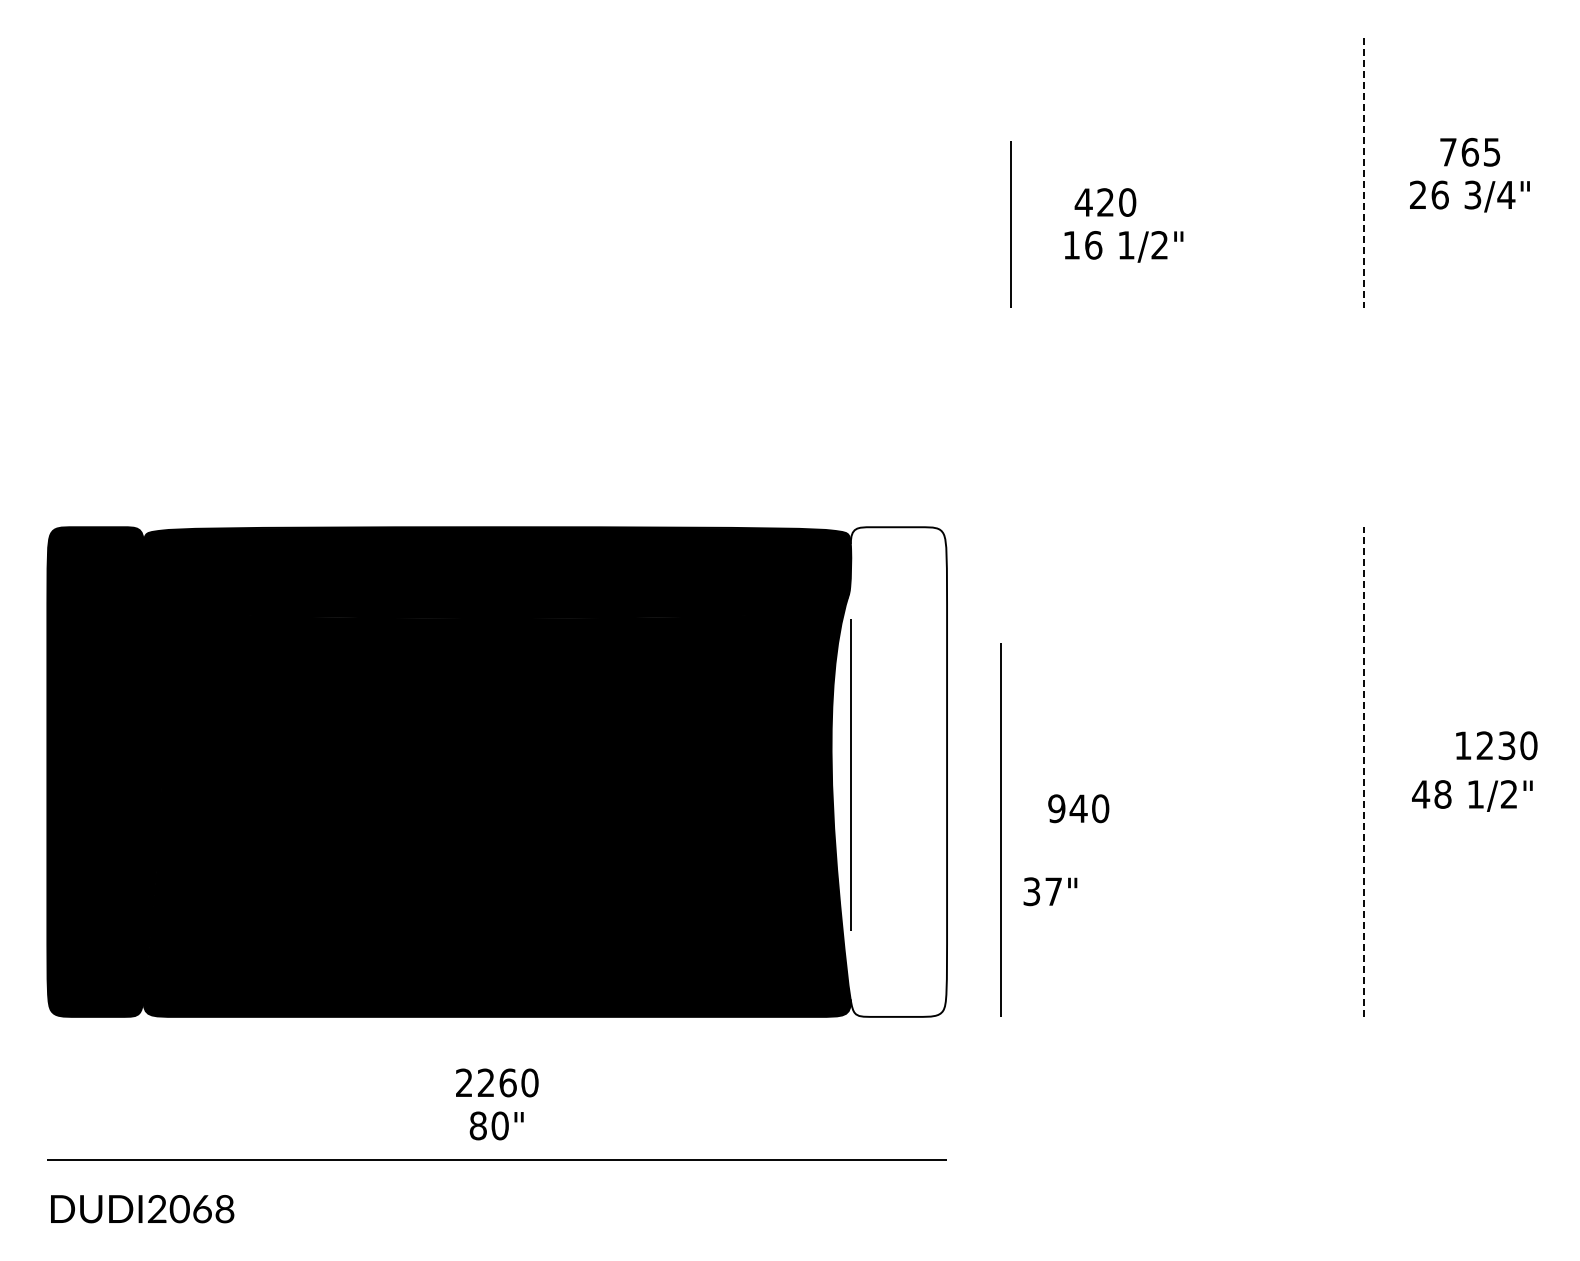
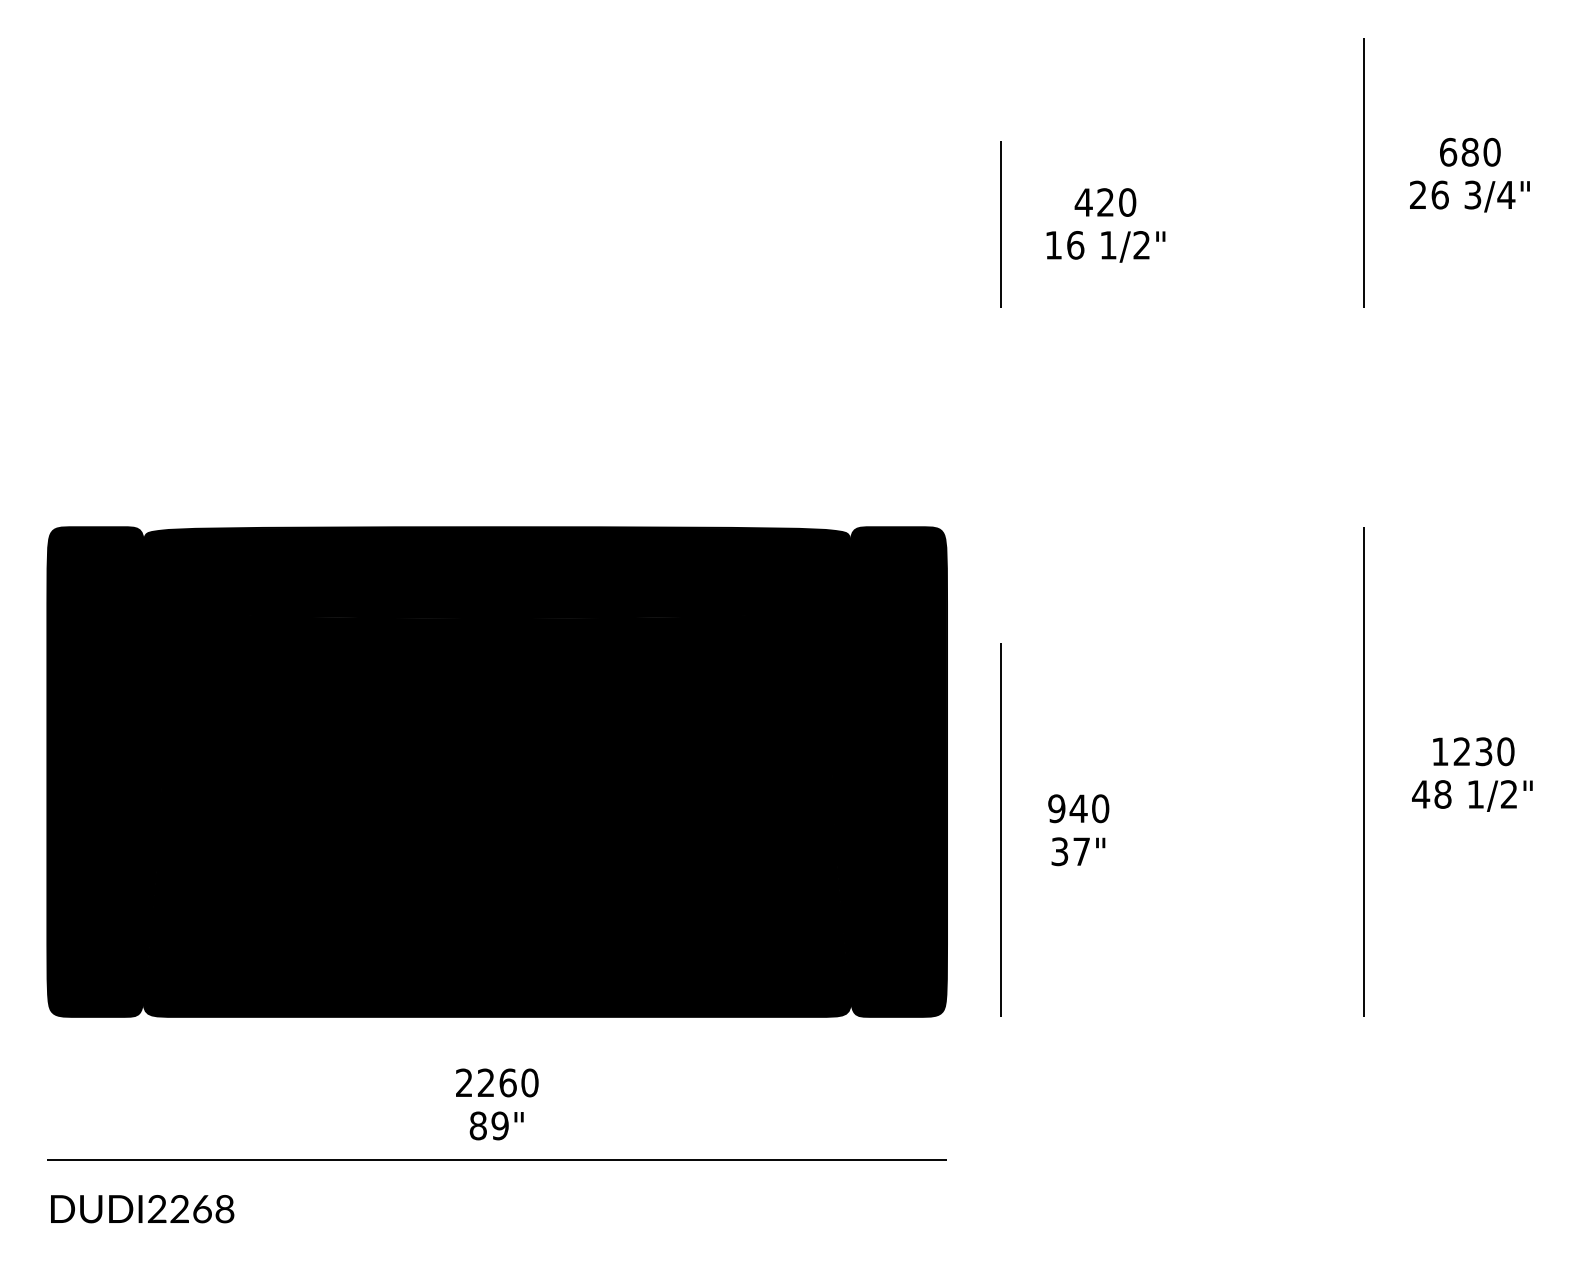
text: 765 -> 680 (1470, 151)
line: dashed -> solid (1363, 173)
line position: (1010, 224) -> (1000, 224) (1000, 224)
text position: (1123, 246) -> (1105, 246) (1105, 246)
text position: (1496, 745) -> (1473, 751) (1473, 751)
fill: none -> present (888, 771)
line: dashed -> solid (1363, 772)
text position: (1050, 891) -> (1078, 851) (1078, 851)
text: 80" -> 89" (499, 1125)
text: DUDI2068 -> DUDI2268 (179, 1209)
